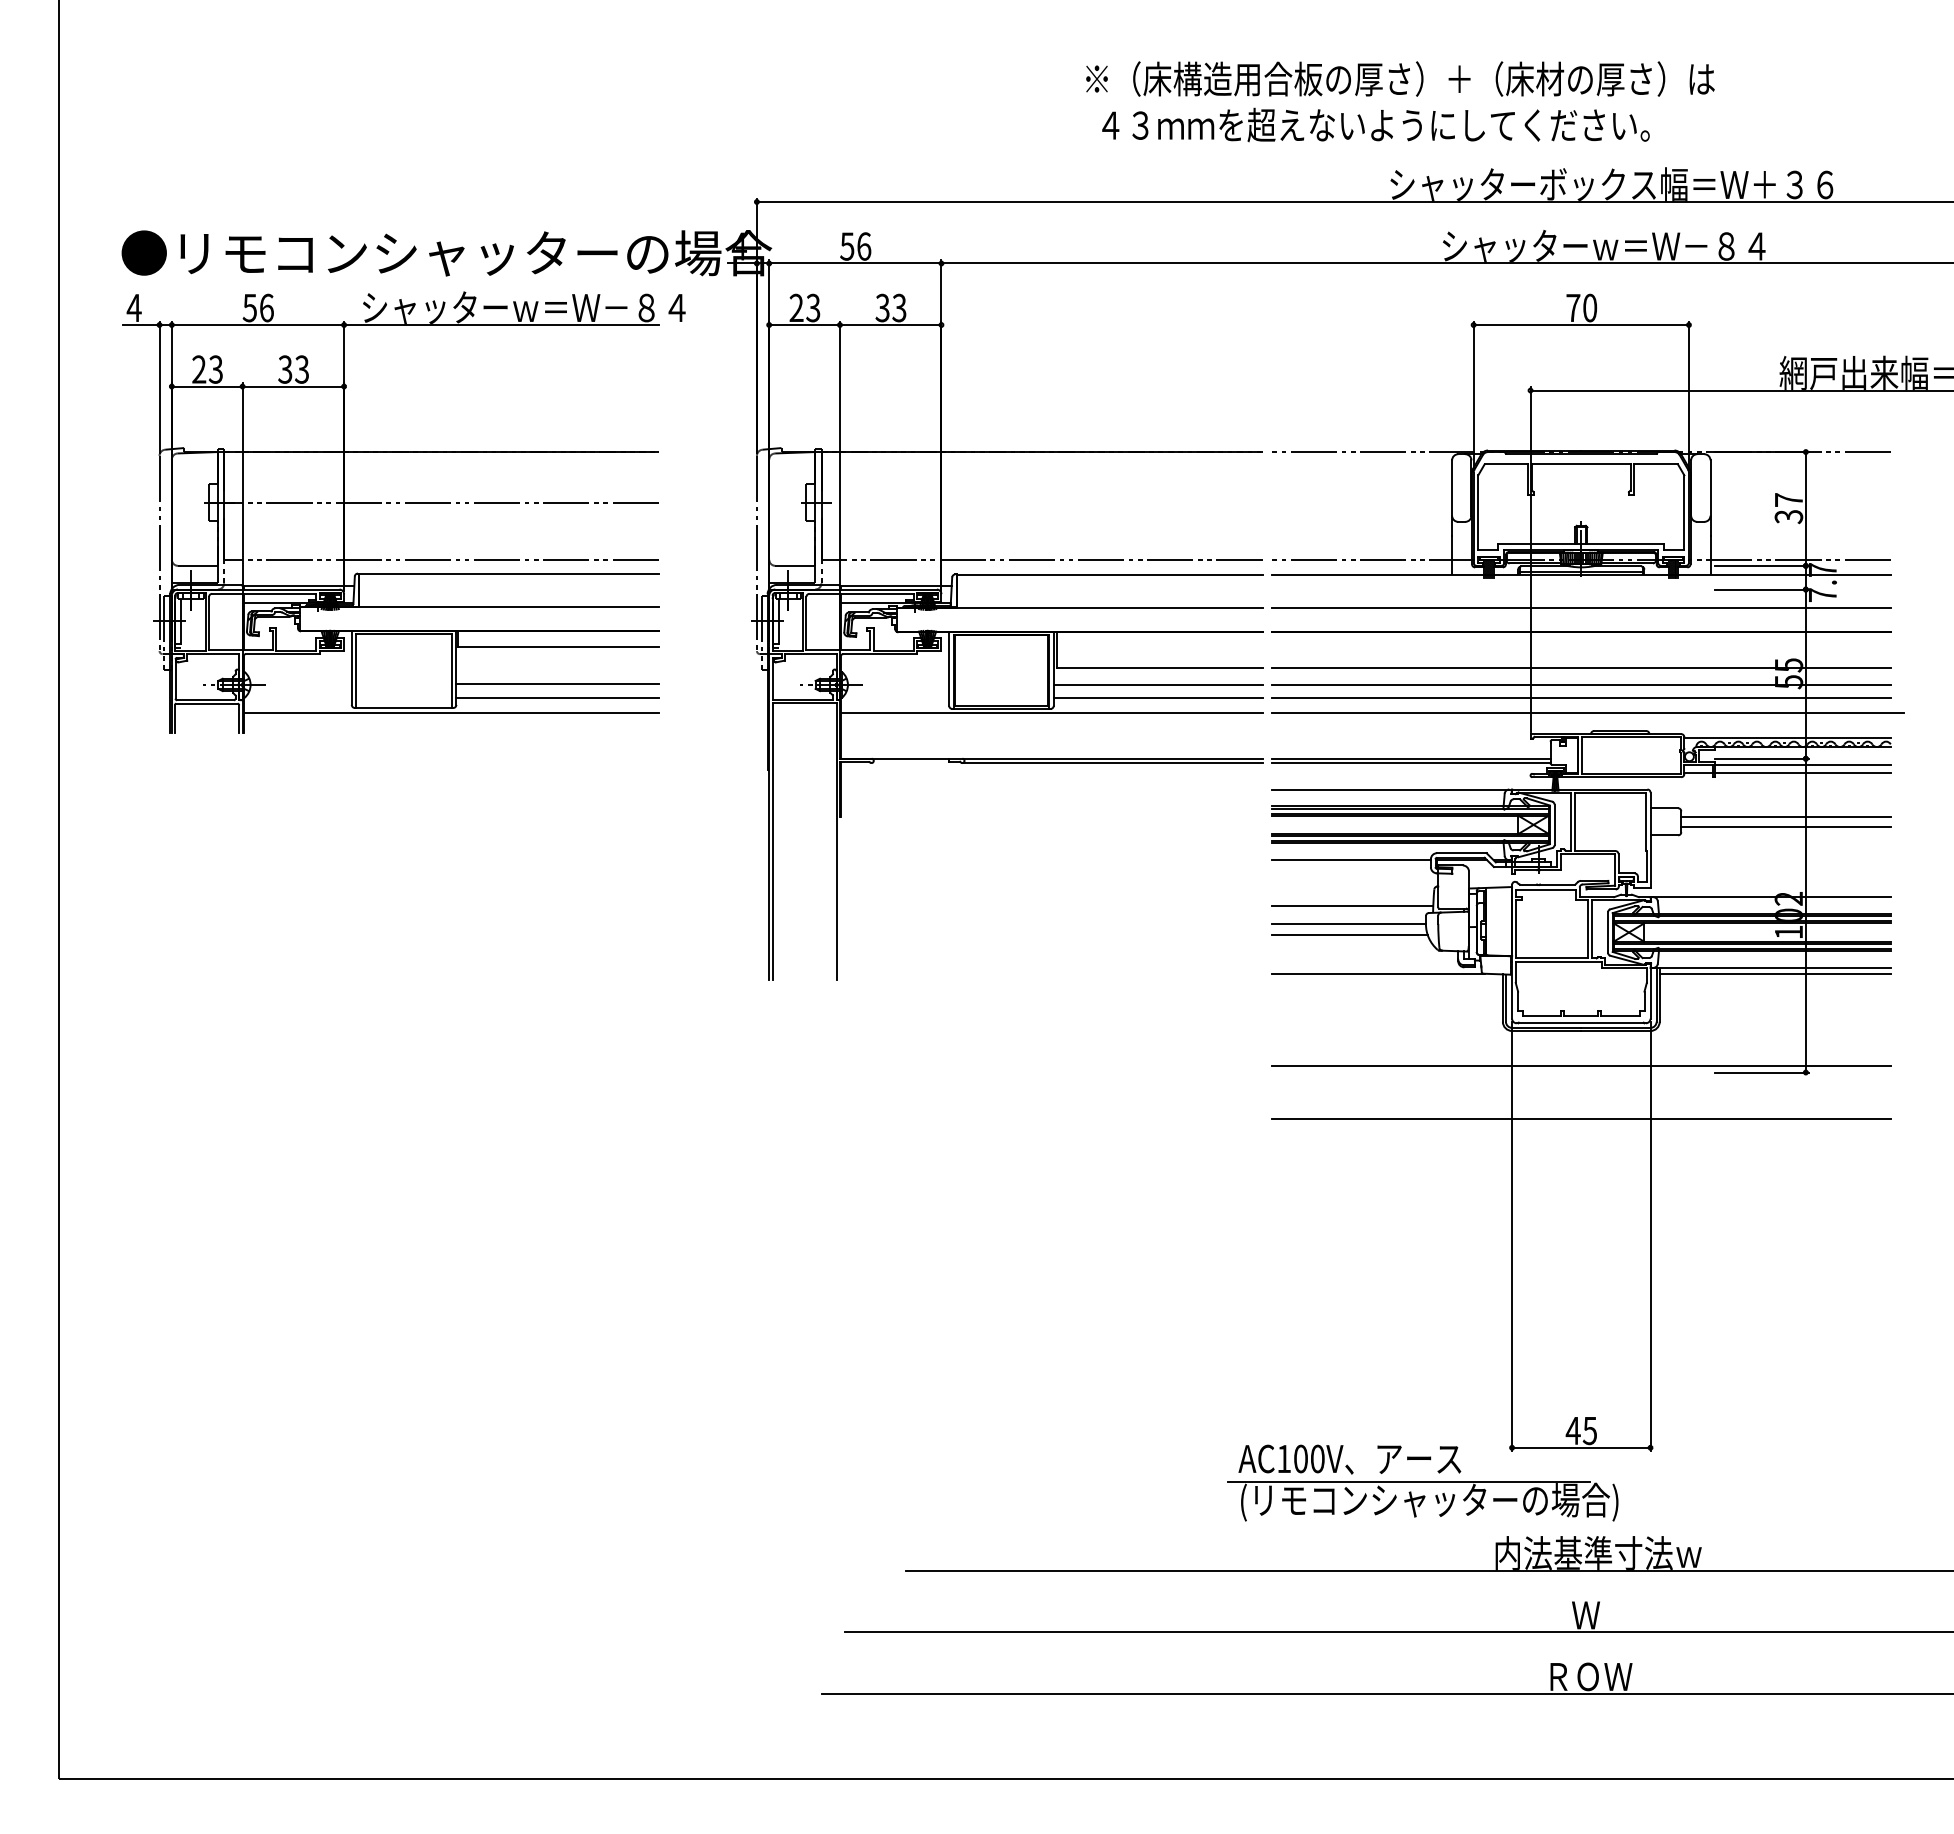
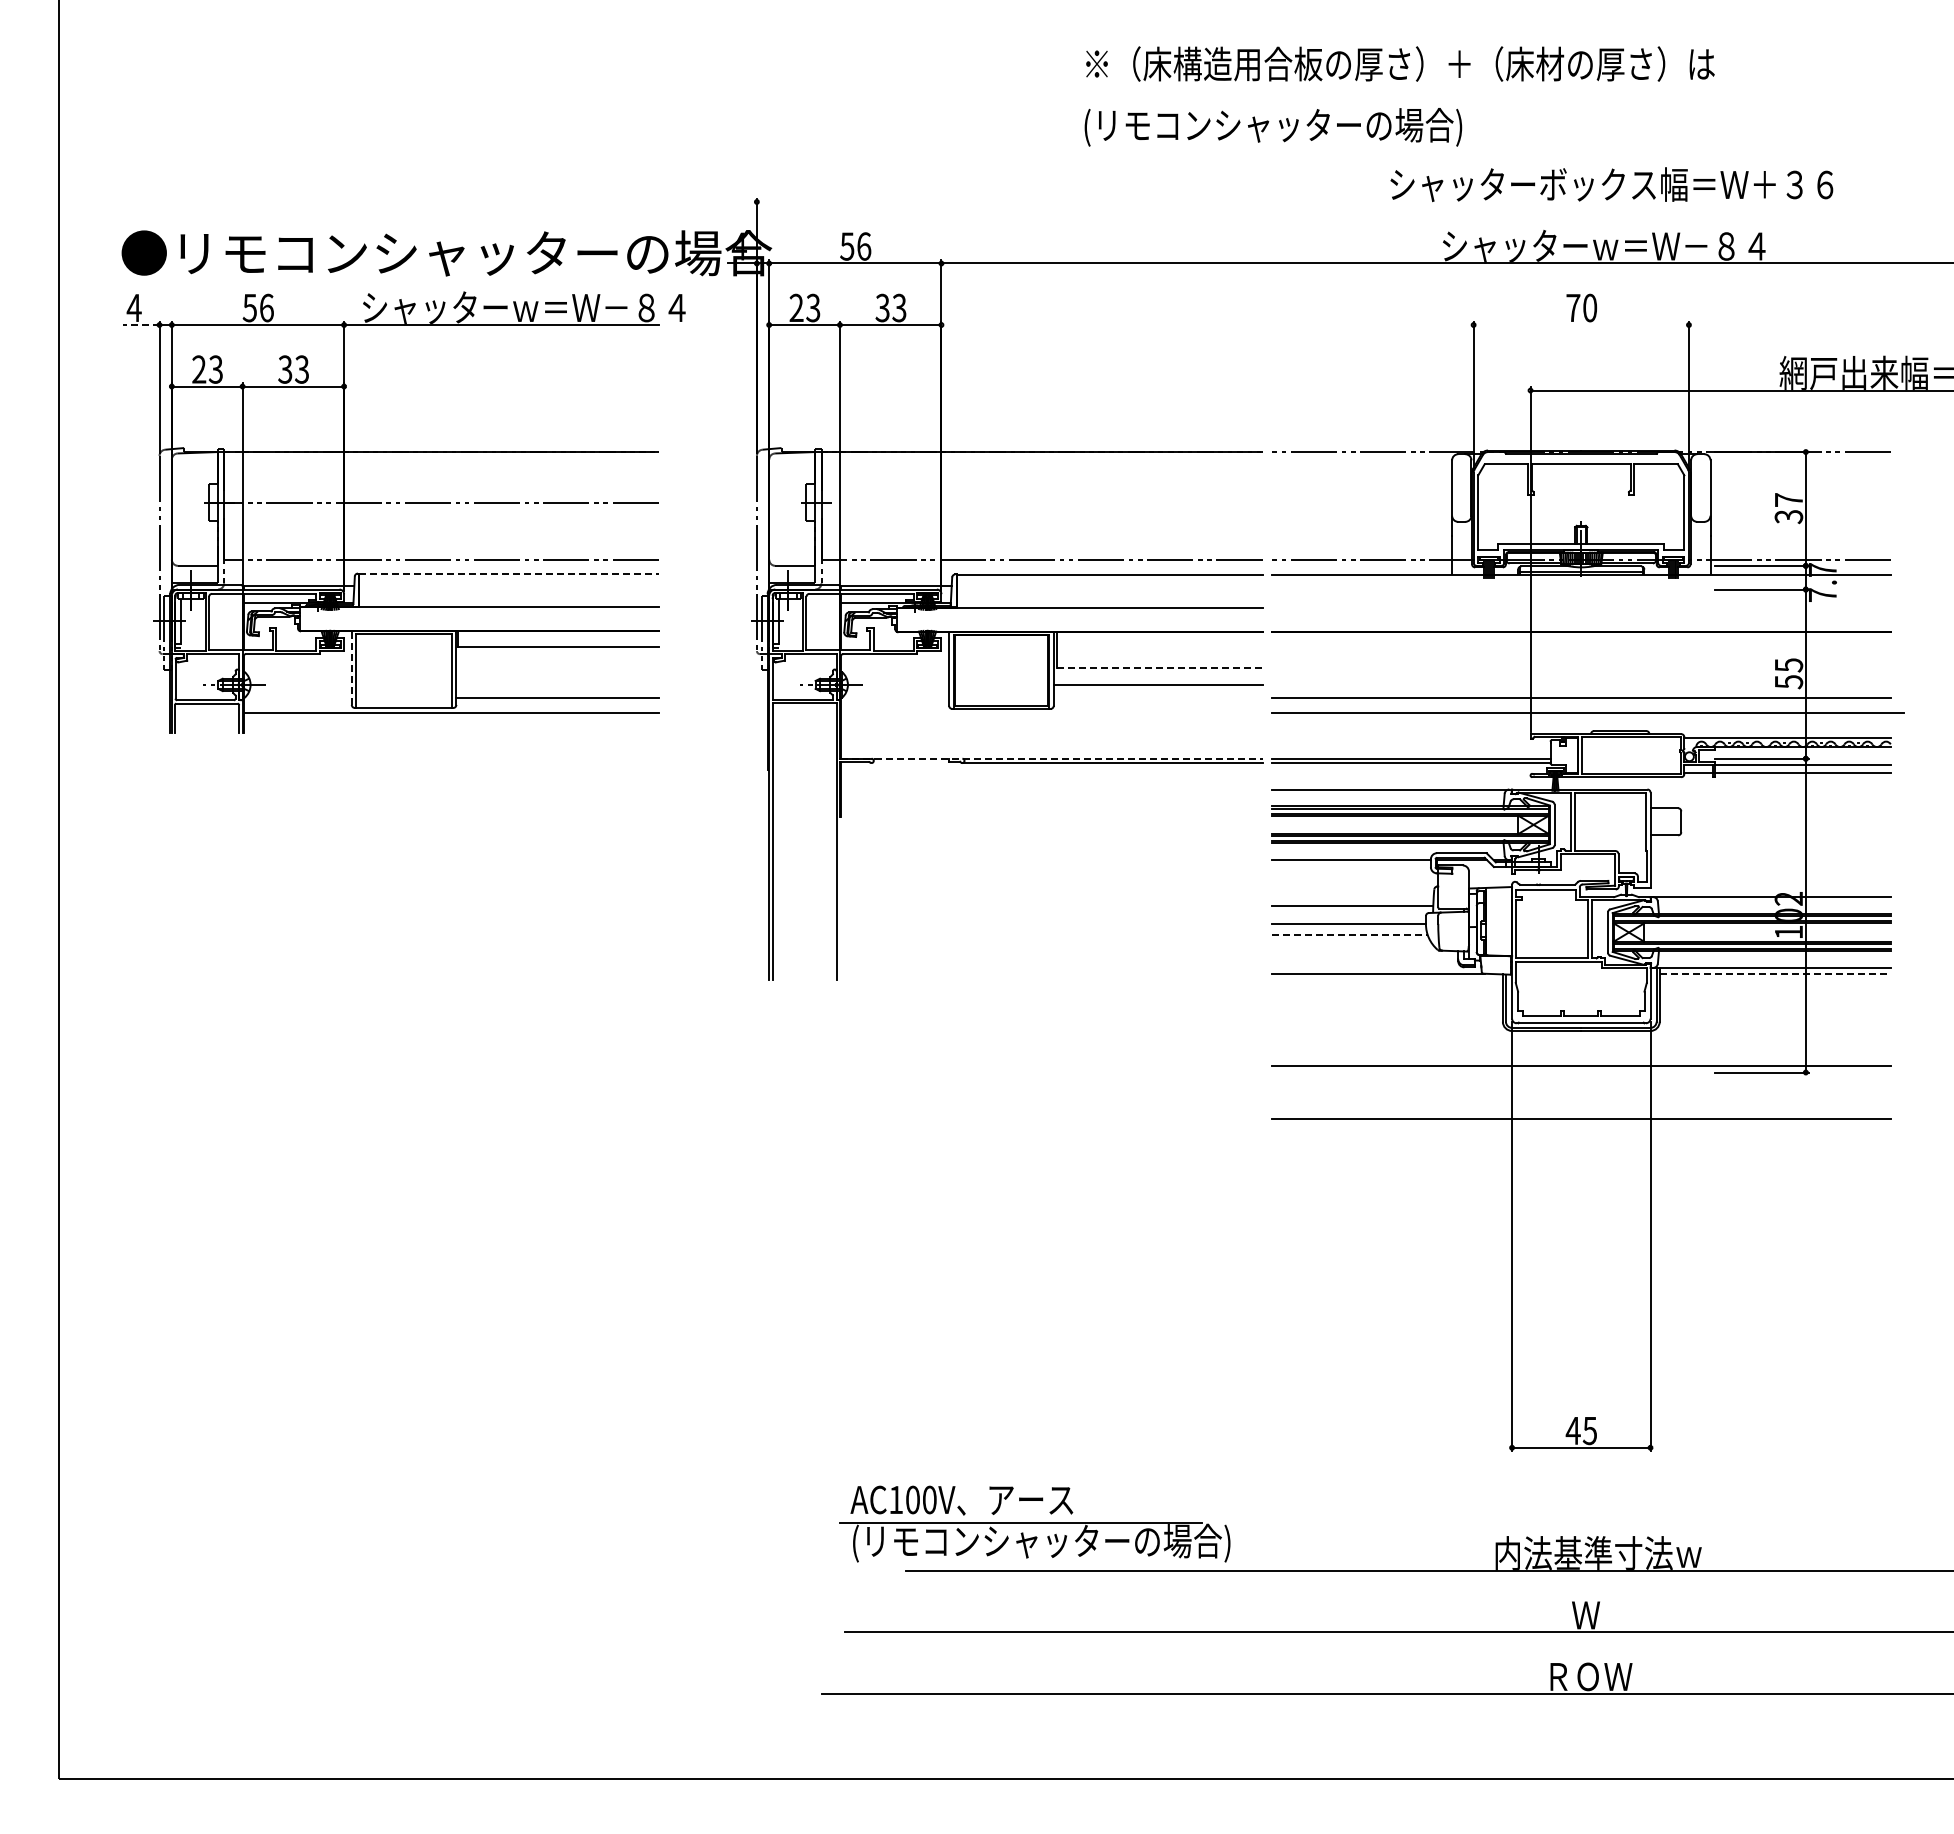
text position: (1400, 78) -> (1400, 63) (1400, 63)
text: ４３ｍｍを超えないようにしてください。 -> (リモコンシャッターの場合) (1366, 126)
line: present -> none (1353, 201)
line: solid -> dashed (140, 325)
line: present -> none (1580, 325)
line: solid -> dashed (509, 574)
line: present -> none (1580, 608)
line: solid -> dashed (1159, 667)
line: present -> none (1580, 667)
line: solid -> dashed (351, 668)
line: present -> none (557, 683)
line: present -> none (1580, 684)
line: present -> none (1157, 698)
line: present -> none (1051, 712)
line: solid -> dashed (1052, 758)
line: present -> none (1785, 816)
line: present -> none (1785, 827)
line: solid -> dashed (1349, 934)
line: solid -> dashed (1775, 973)
part position: (1422, 1482) -> (1034, 1523) (1034, 1523)
